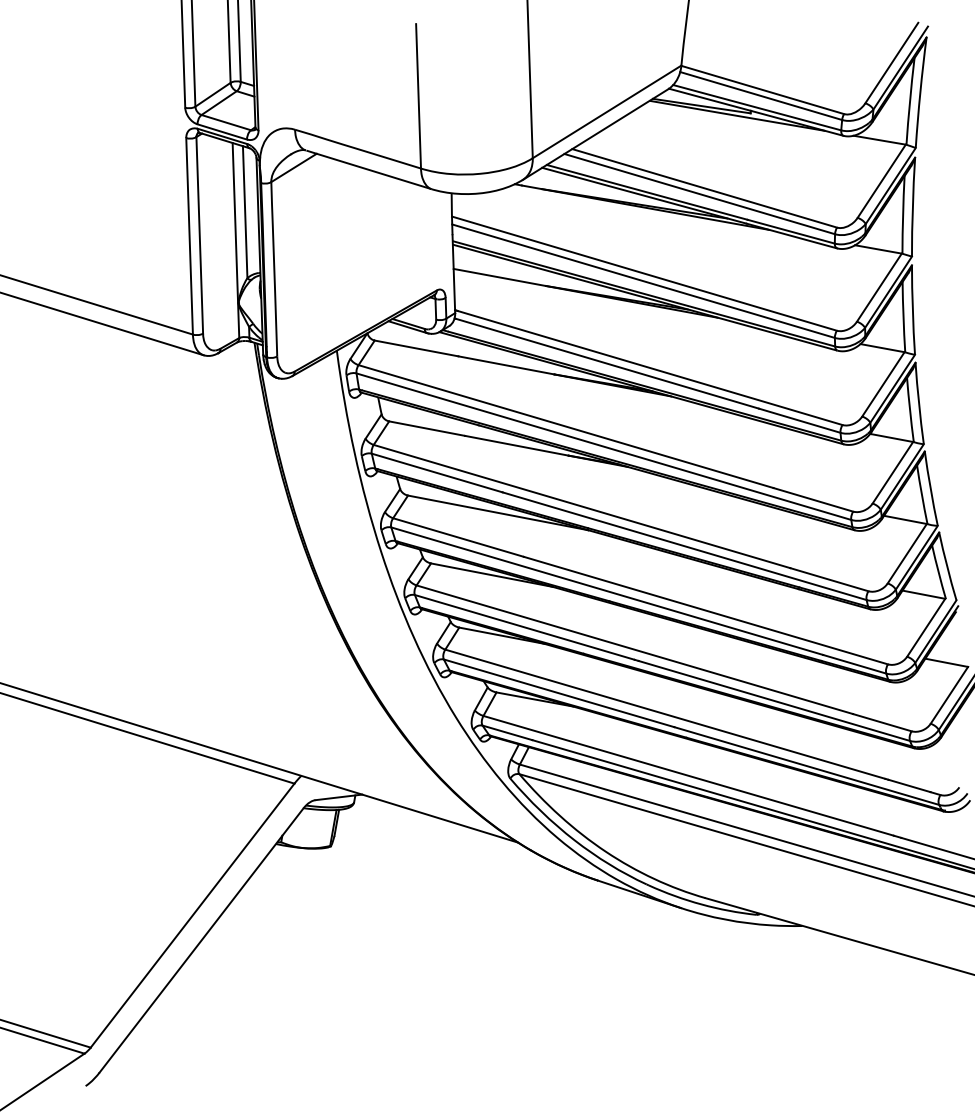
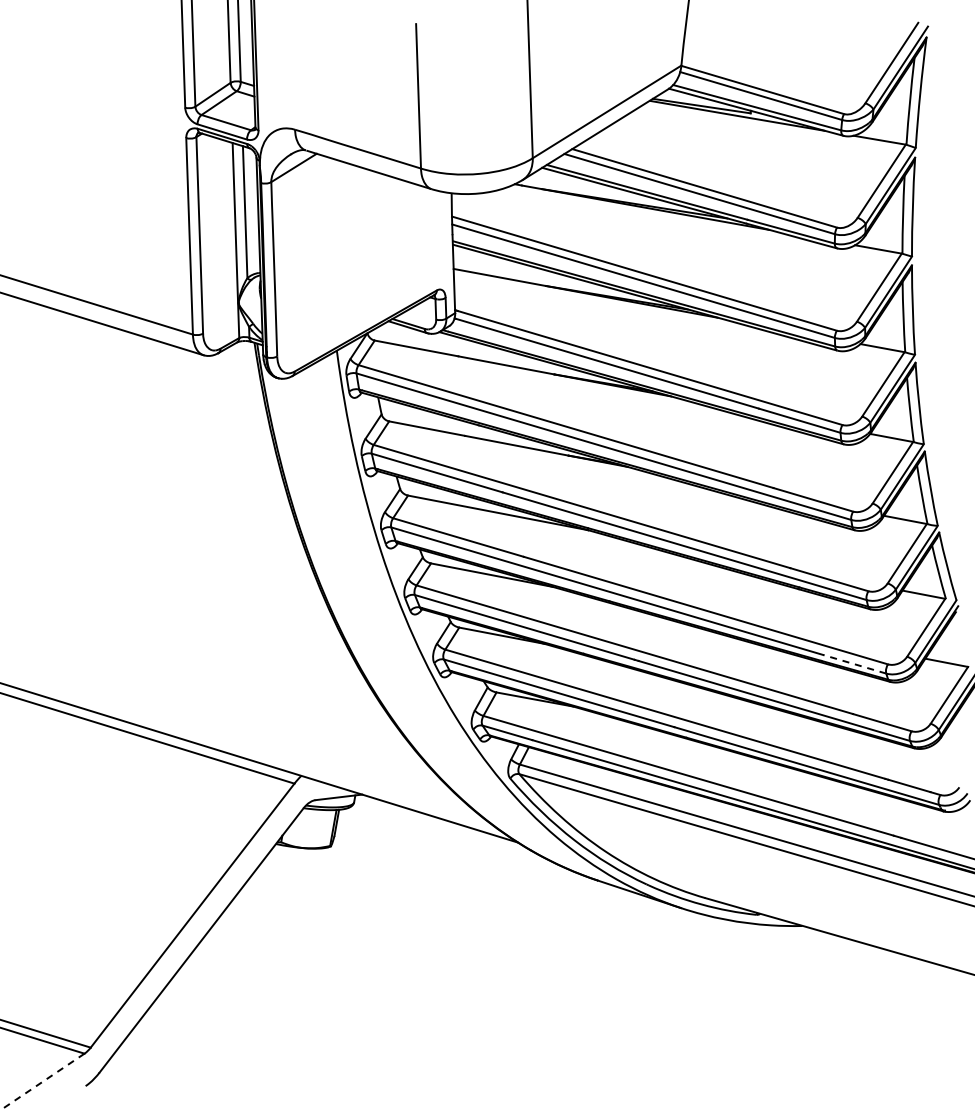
line: solid -> dashed (854, 664)
line: solid -> dashed (42, 1082)
